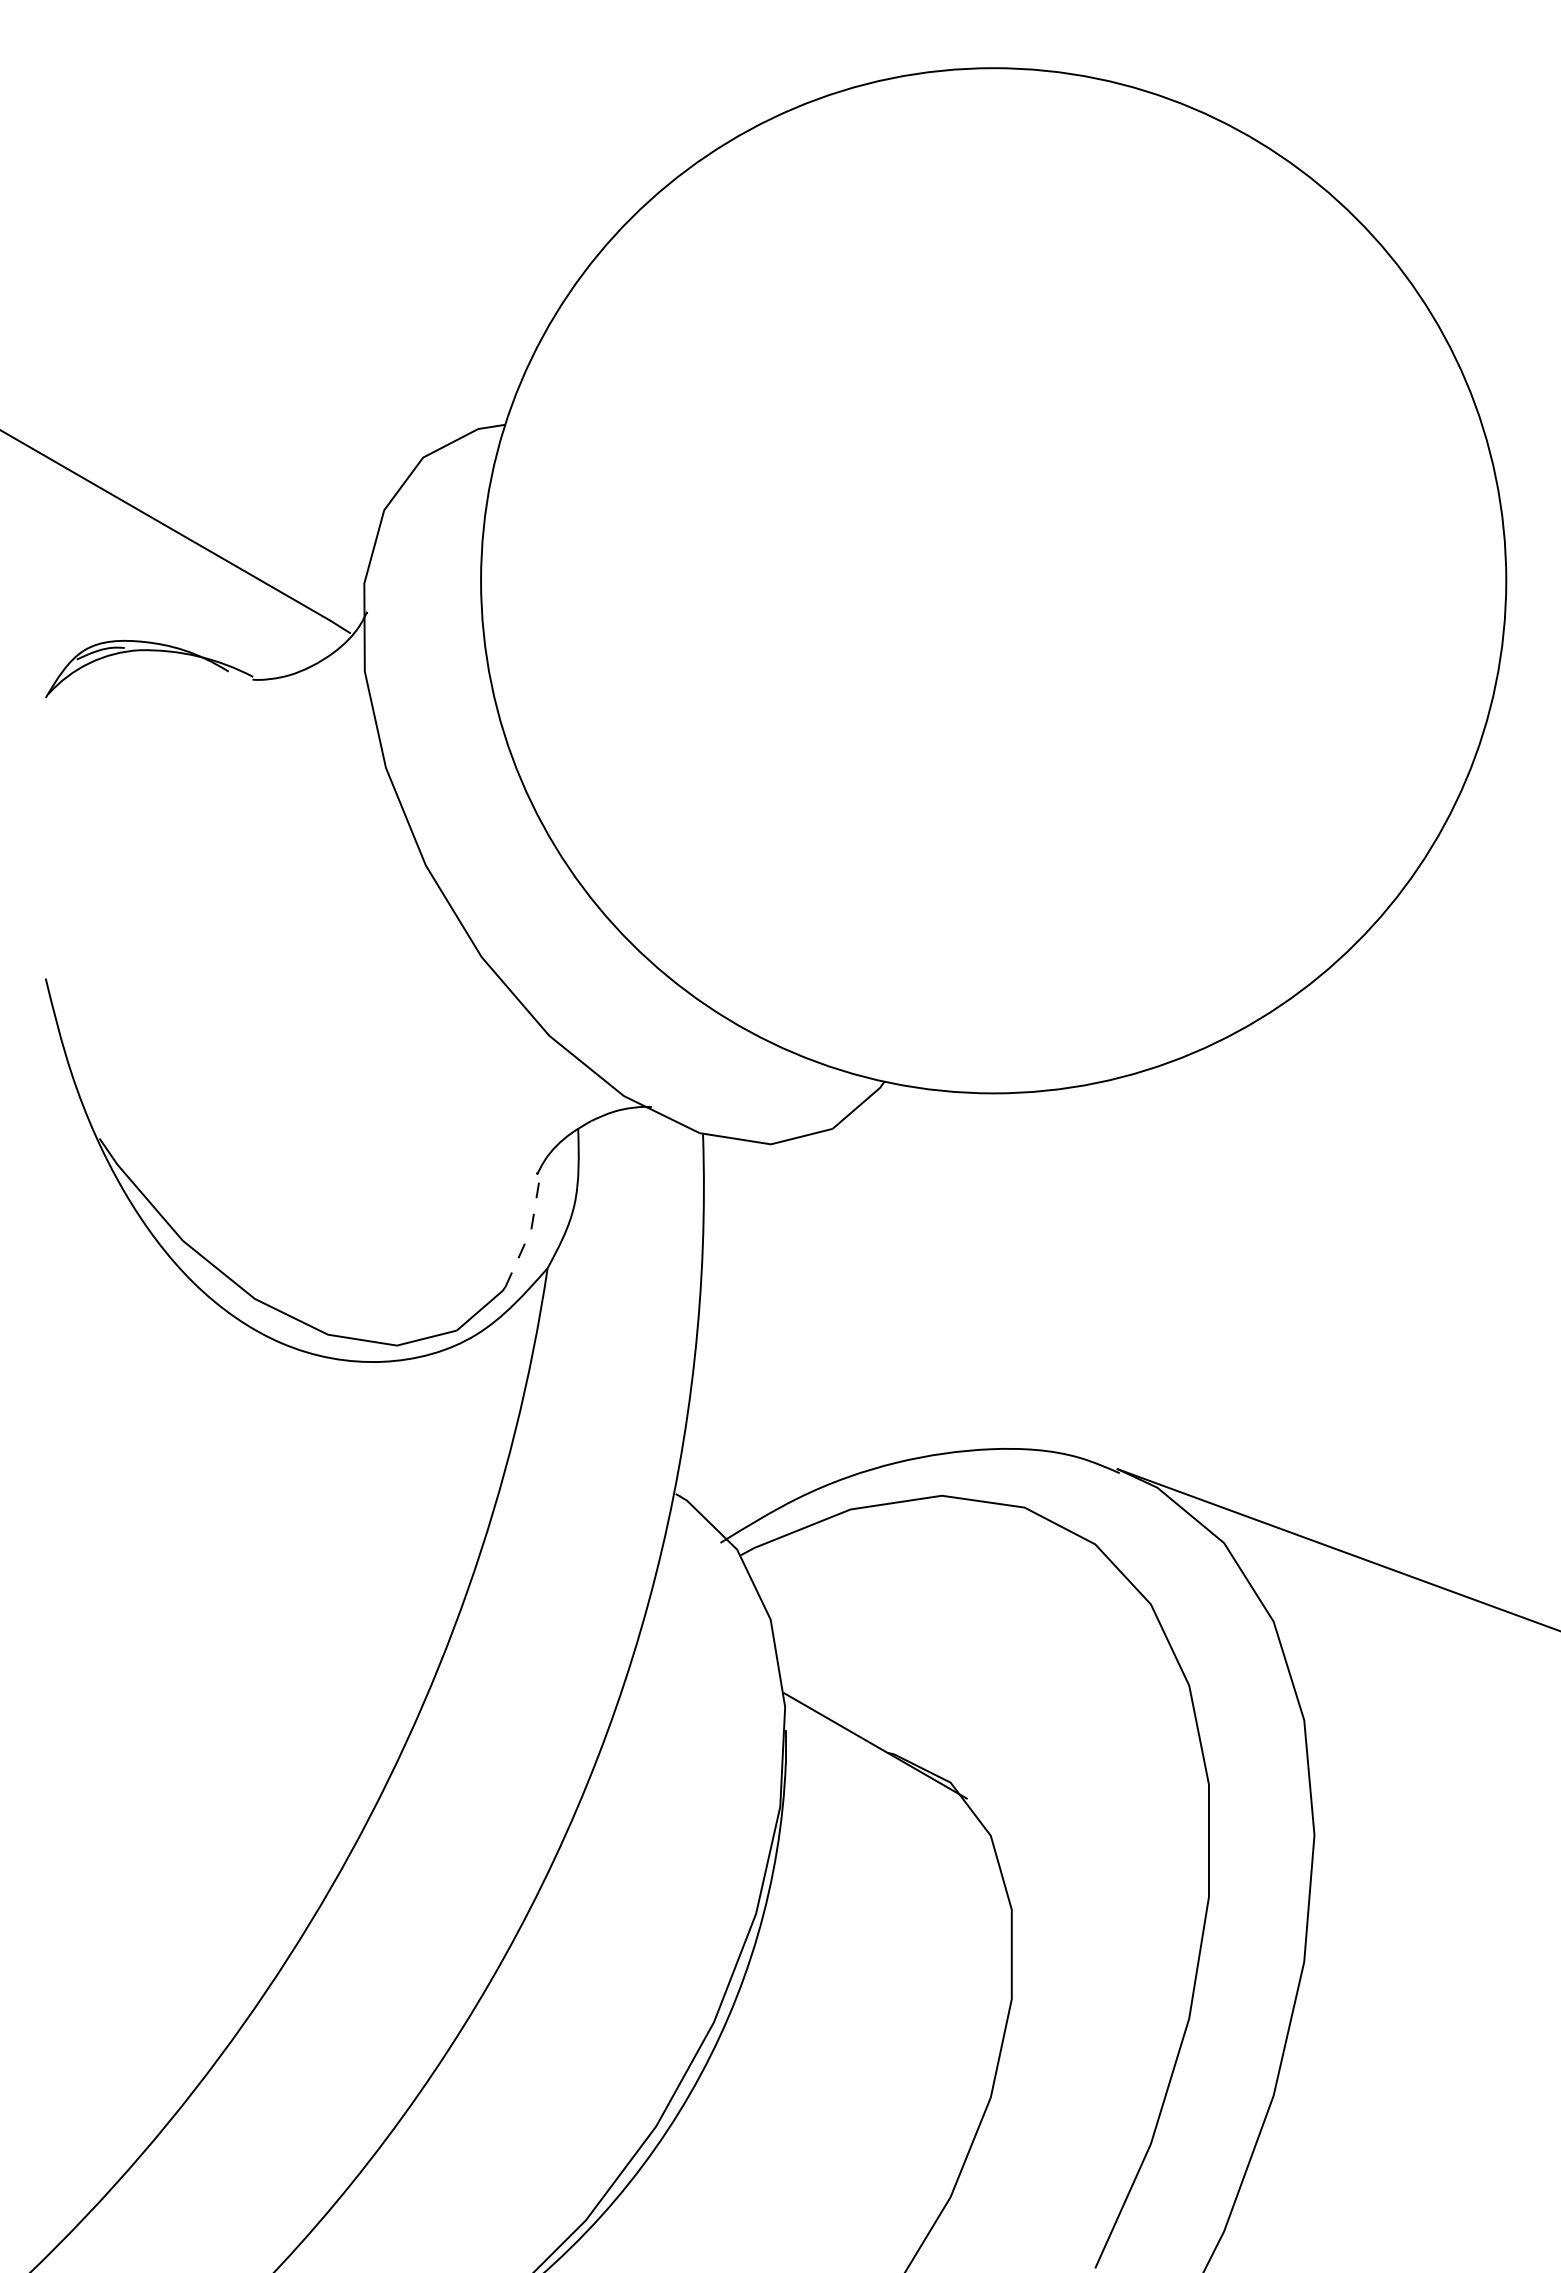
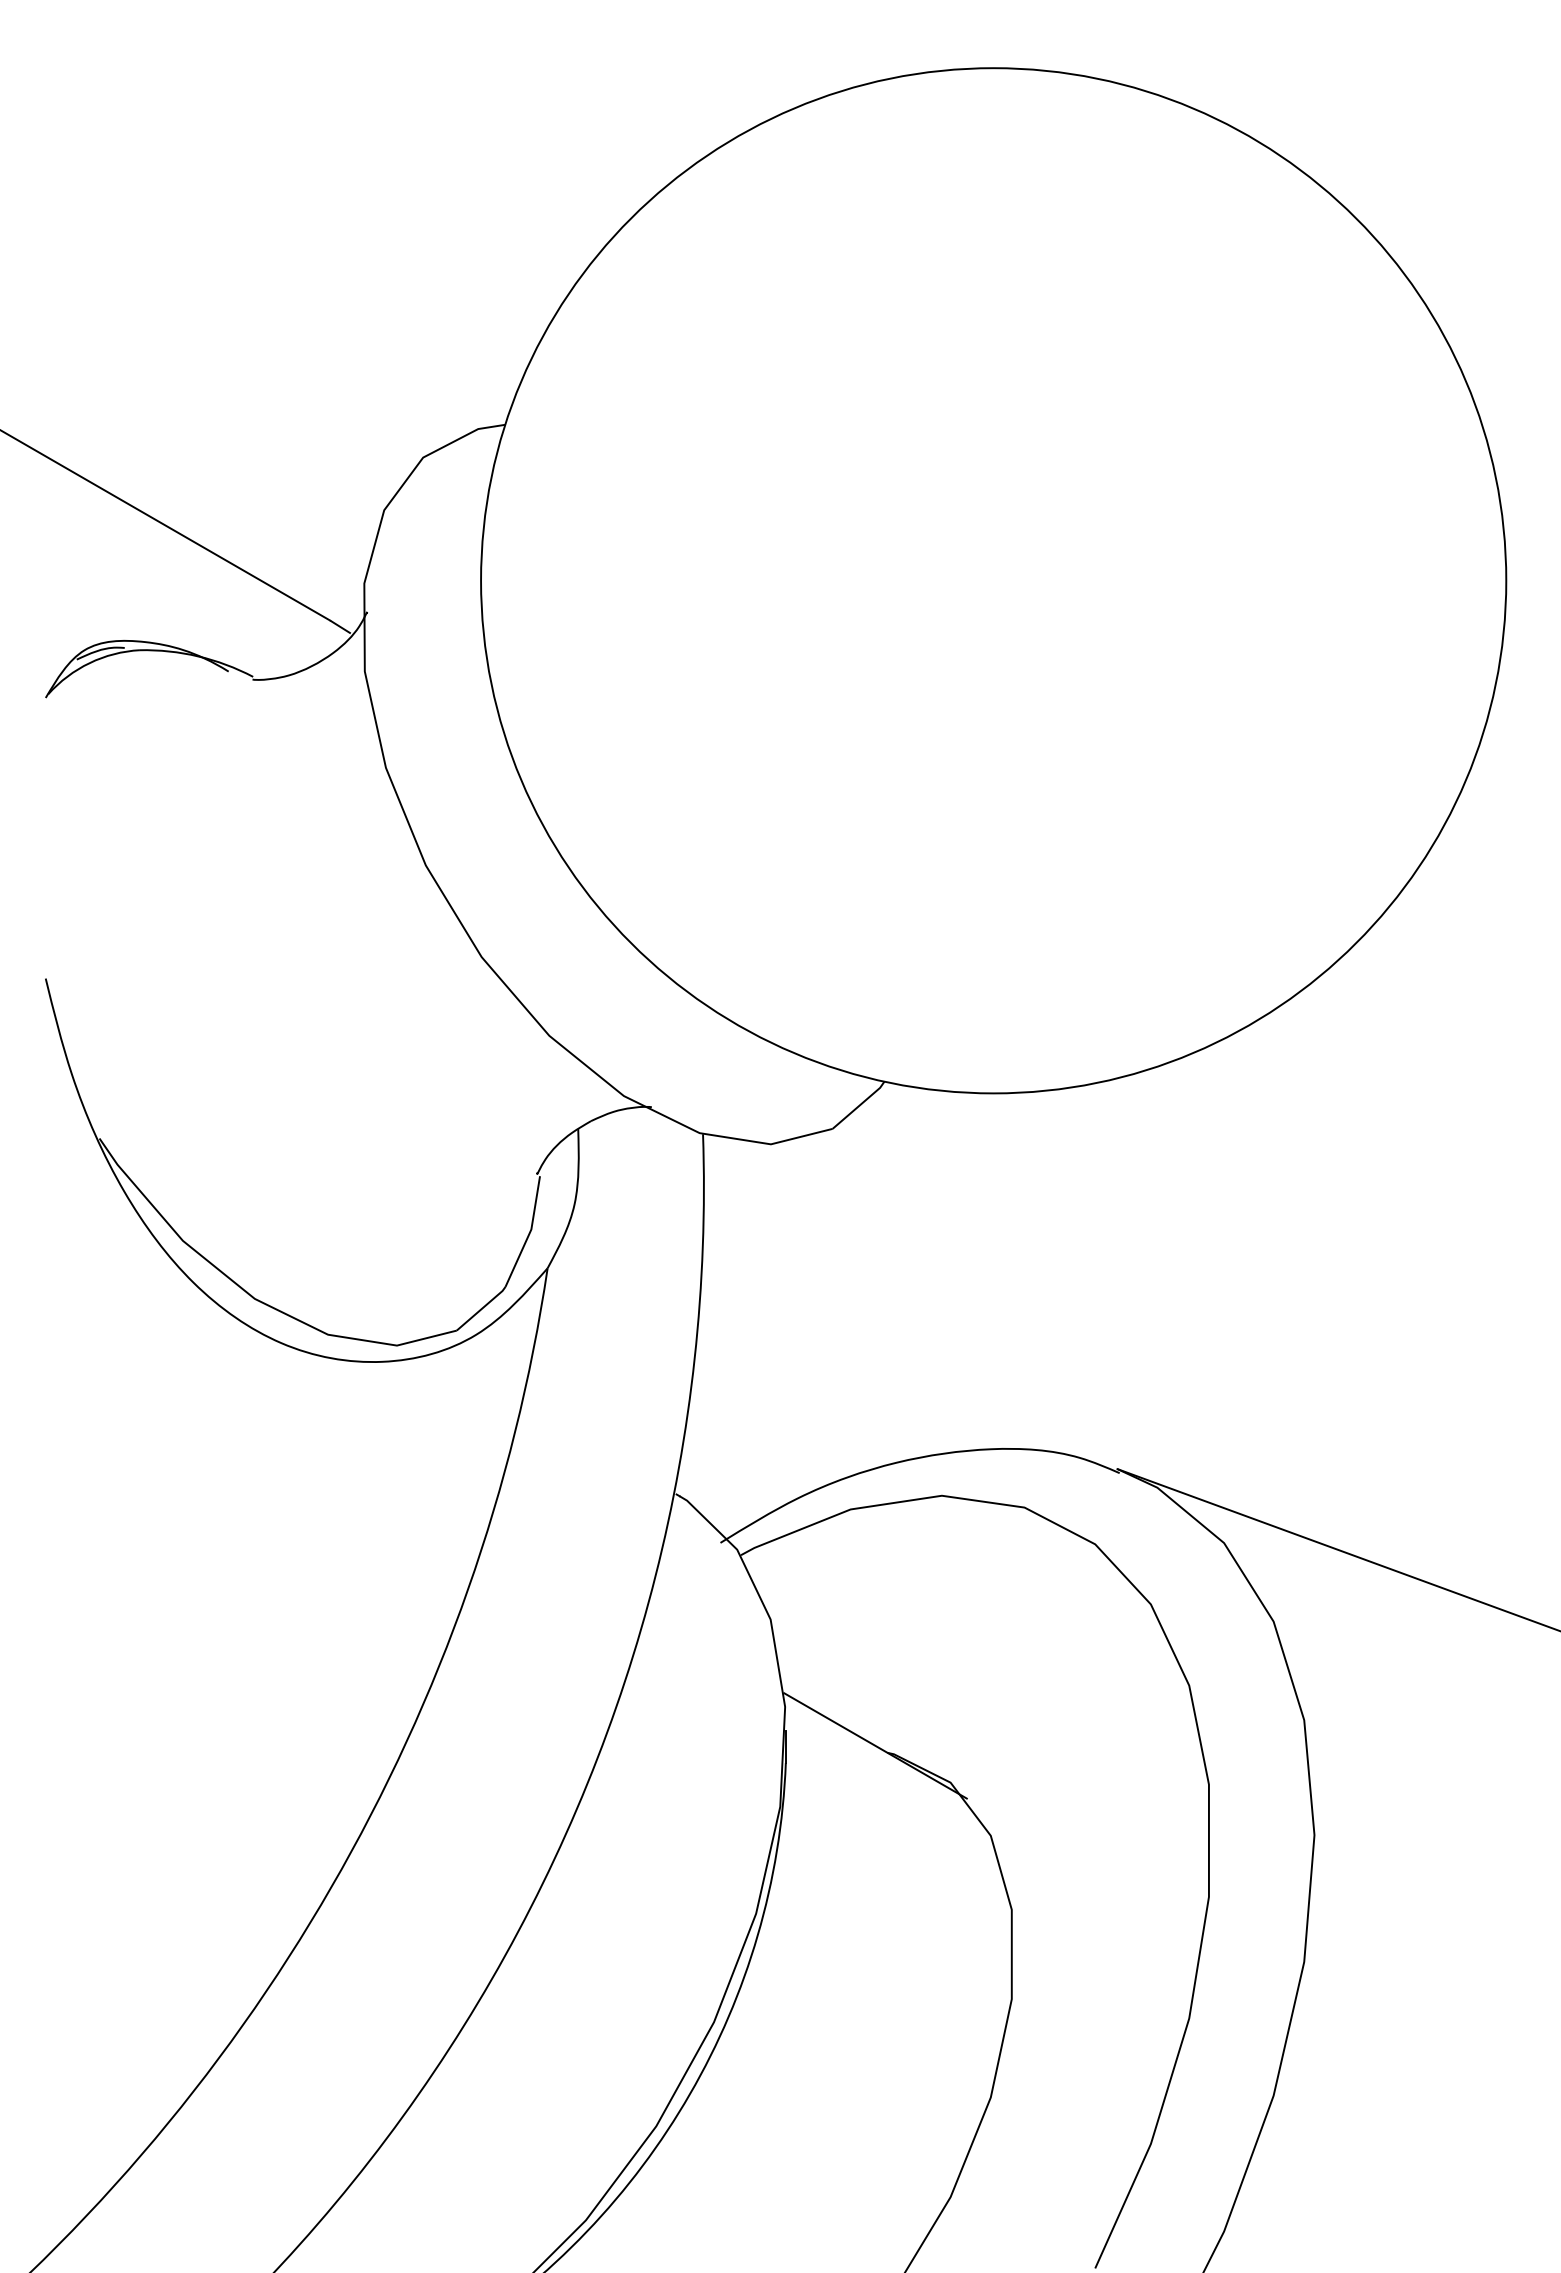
line: dashed -> solid (530, 1232)
